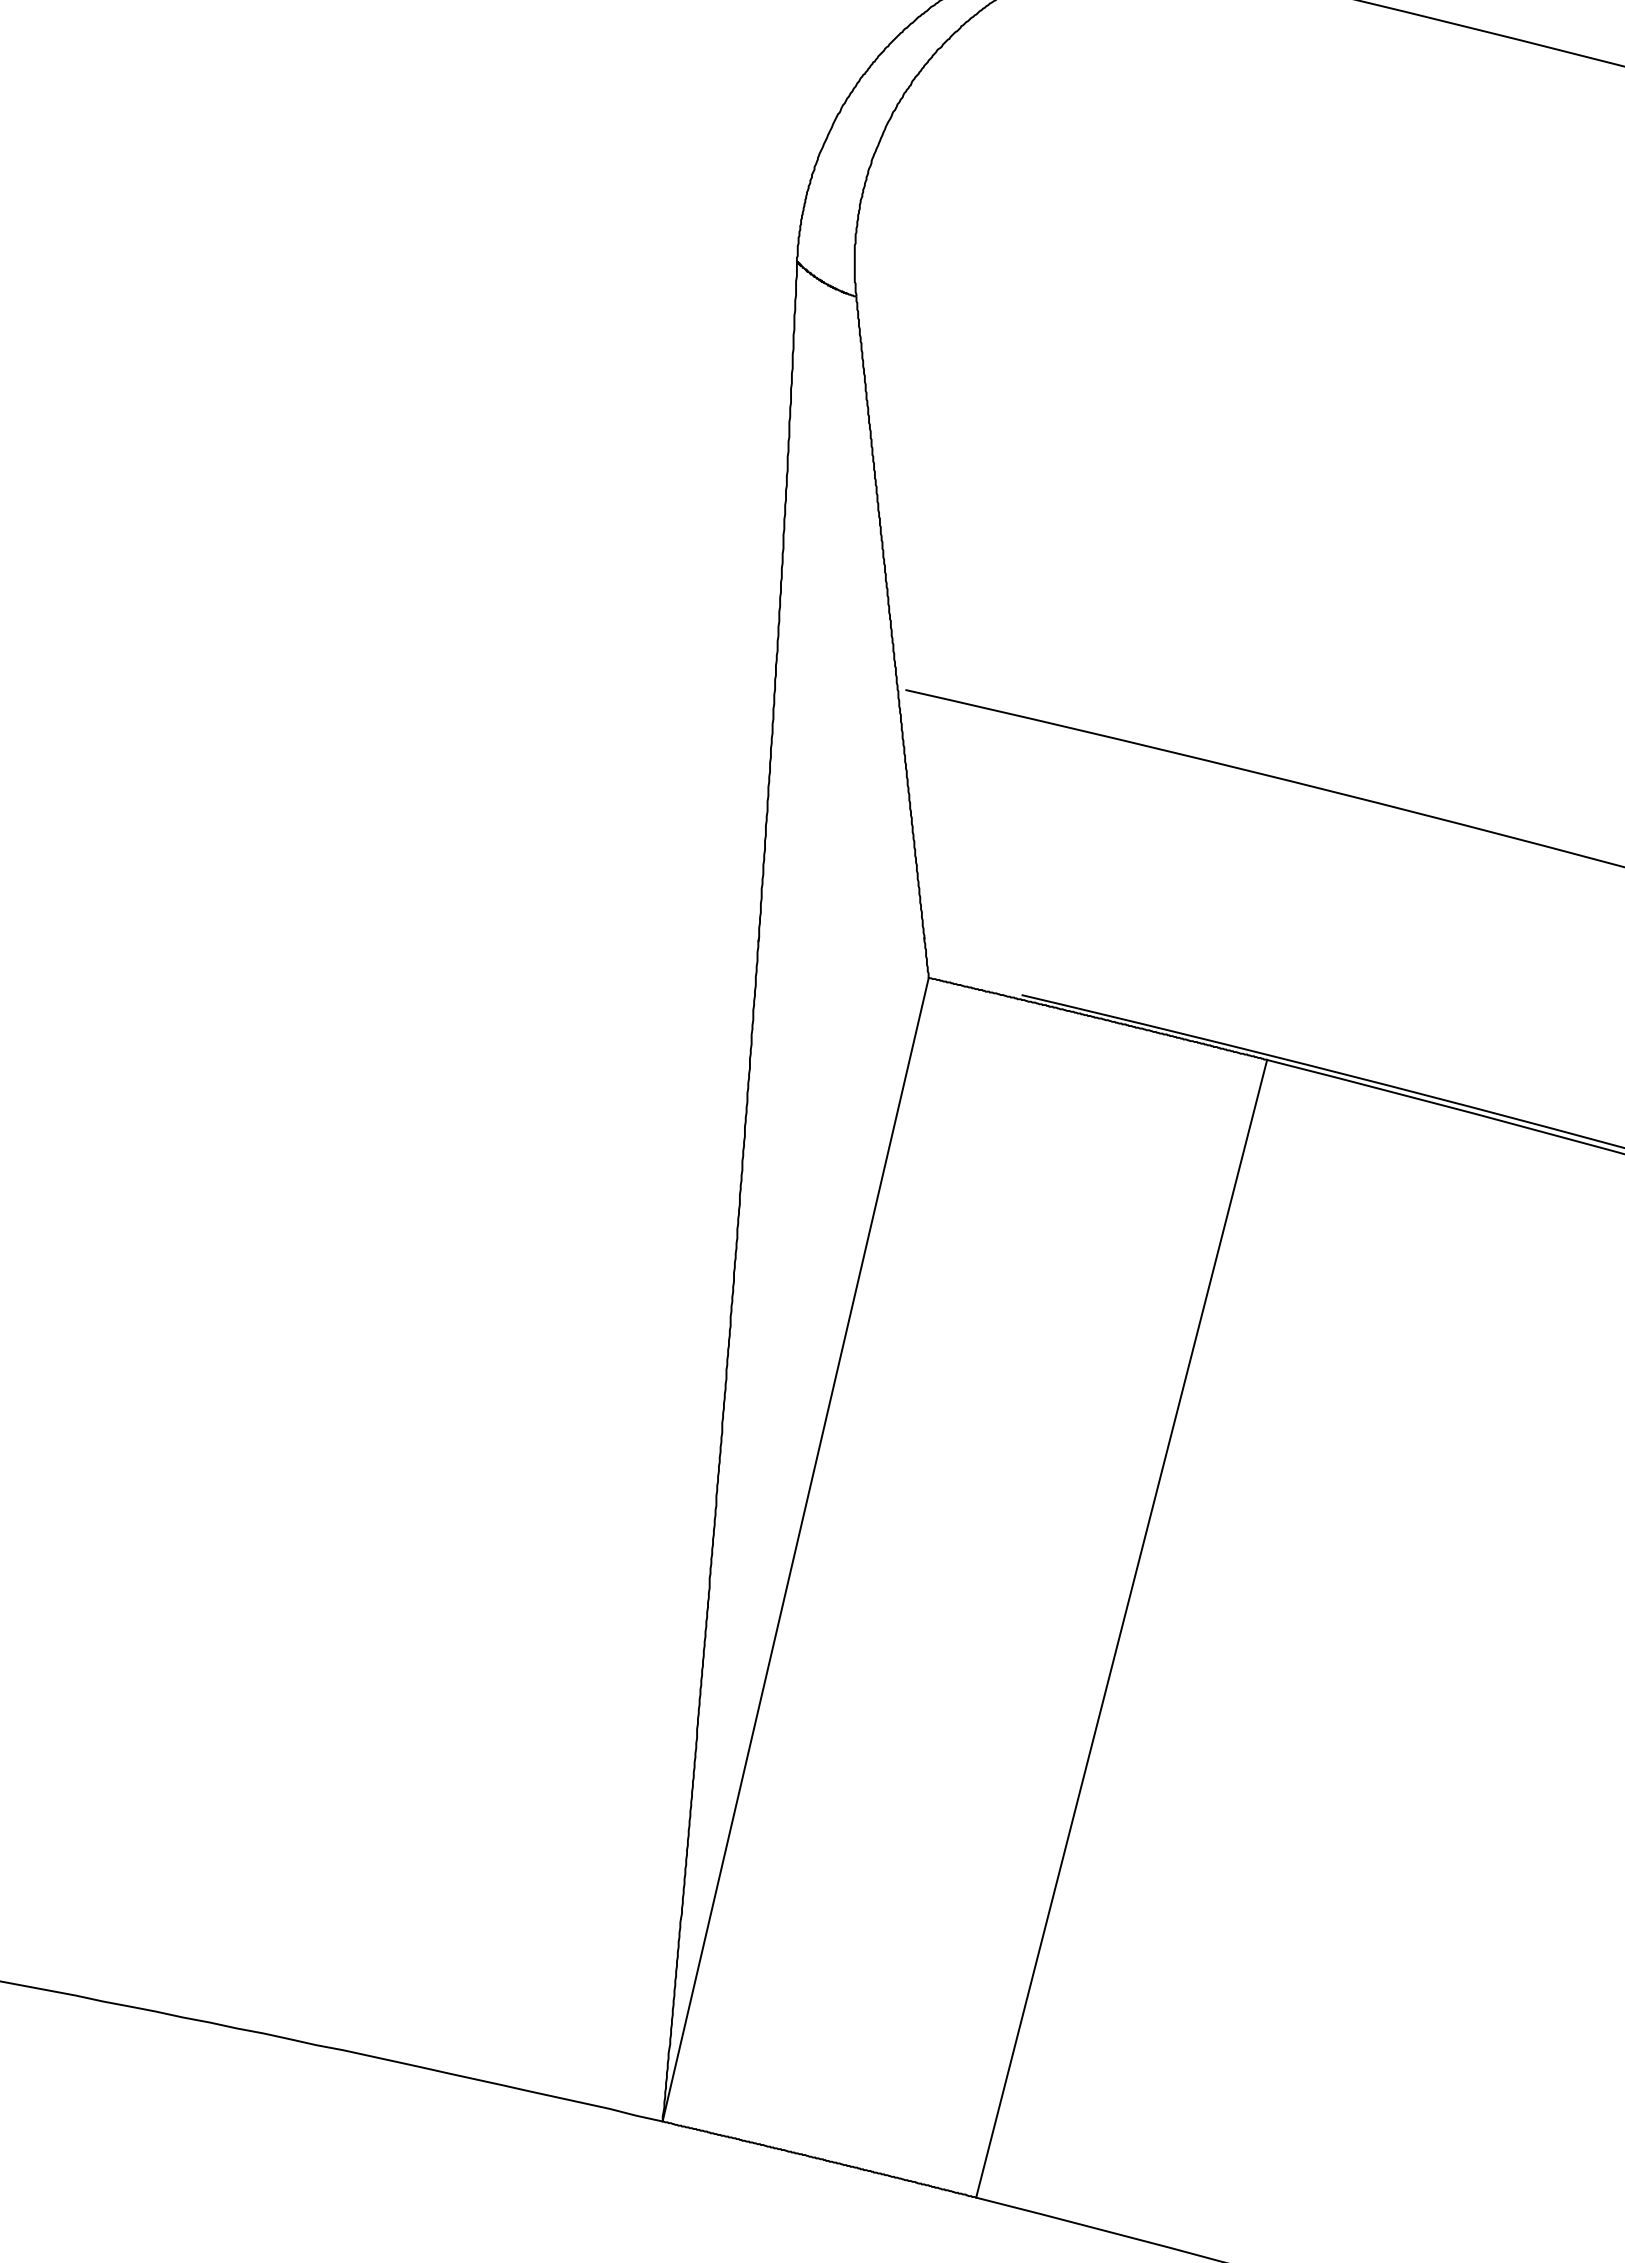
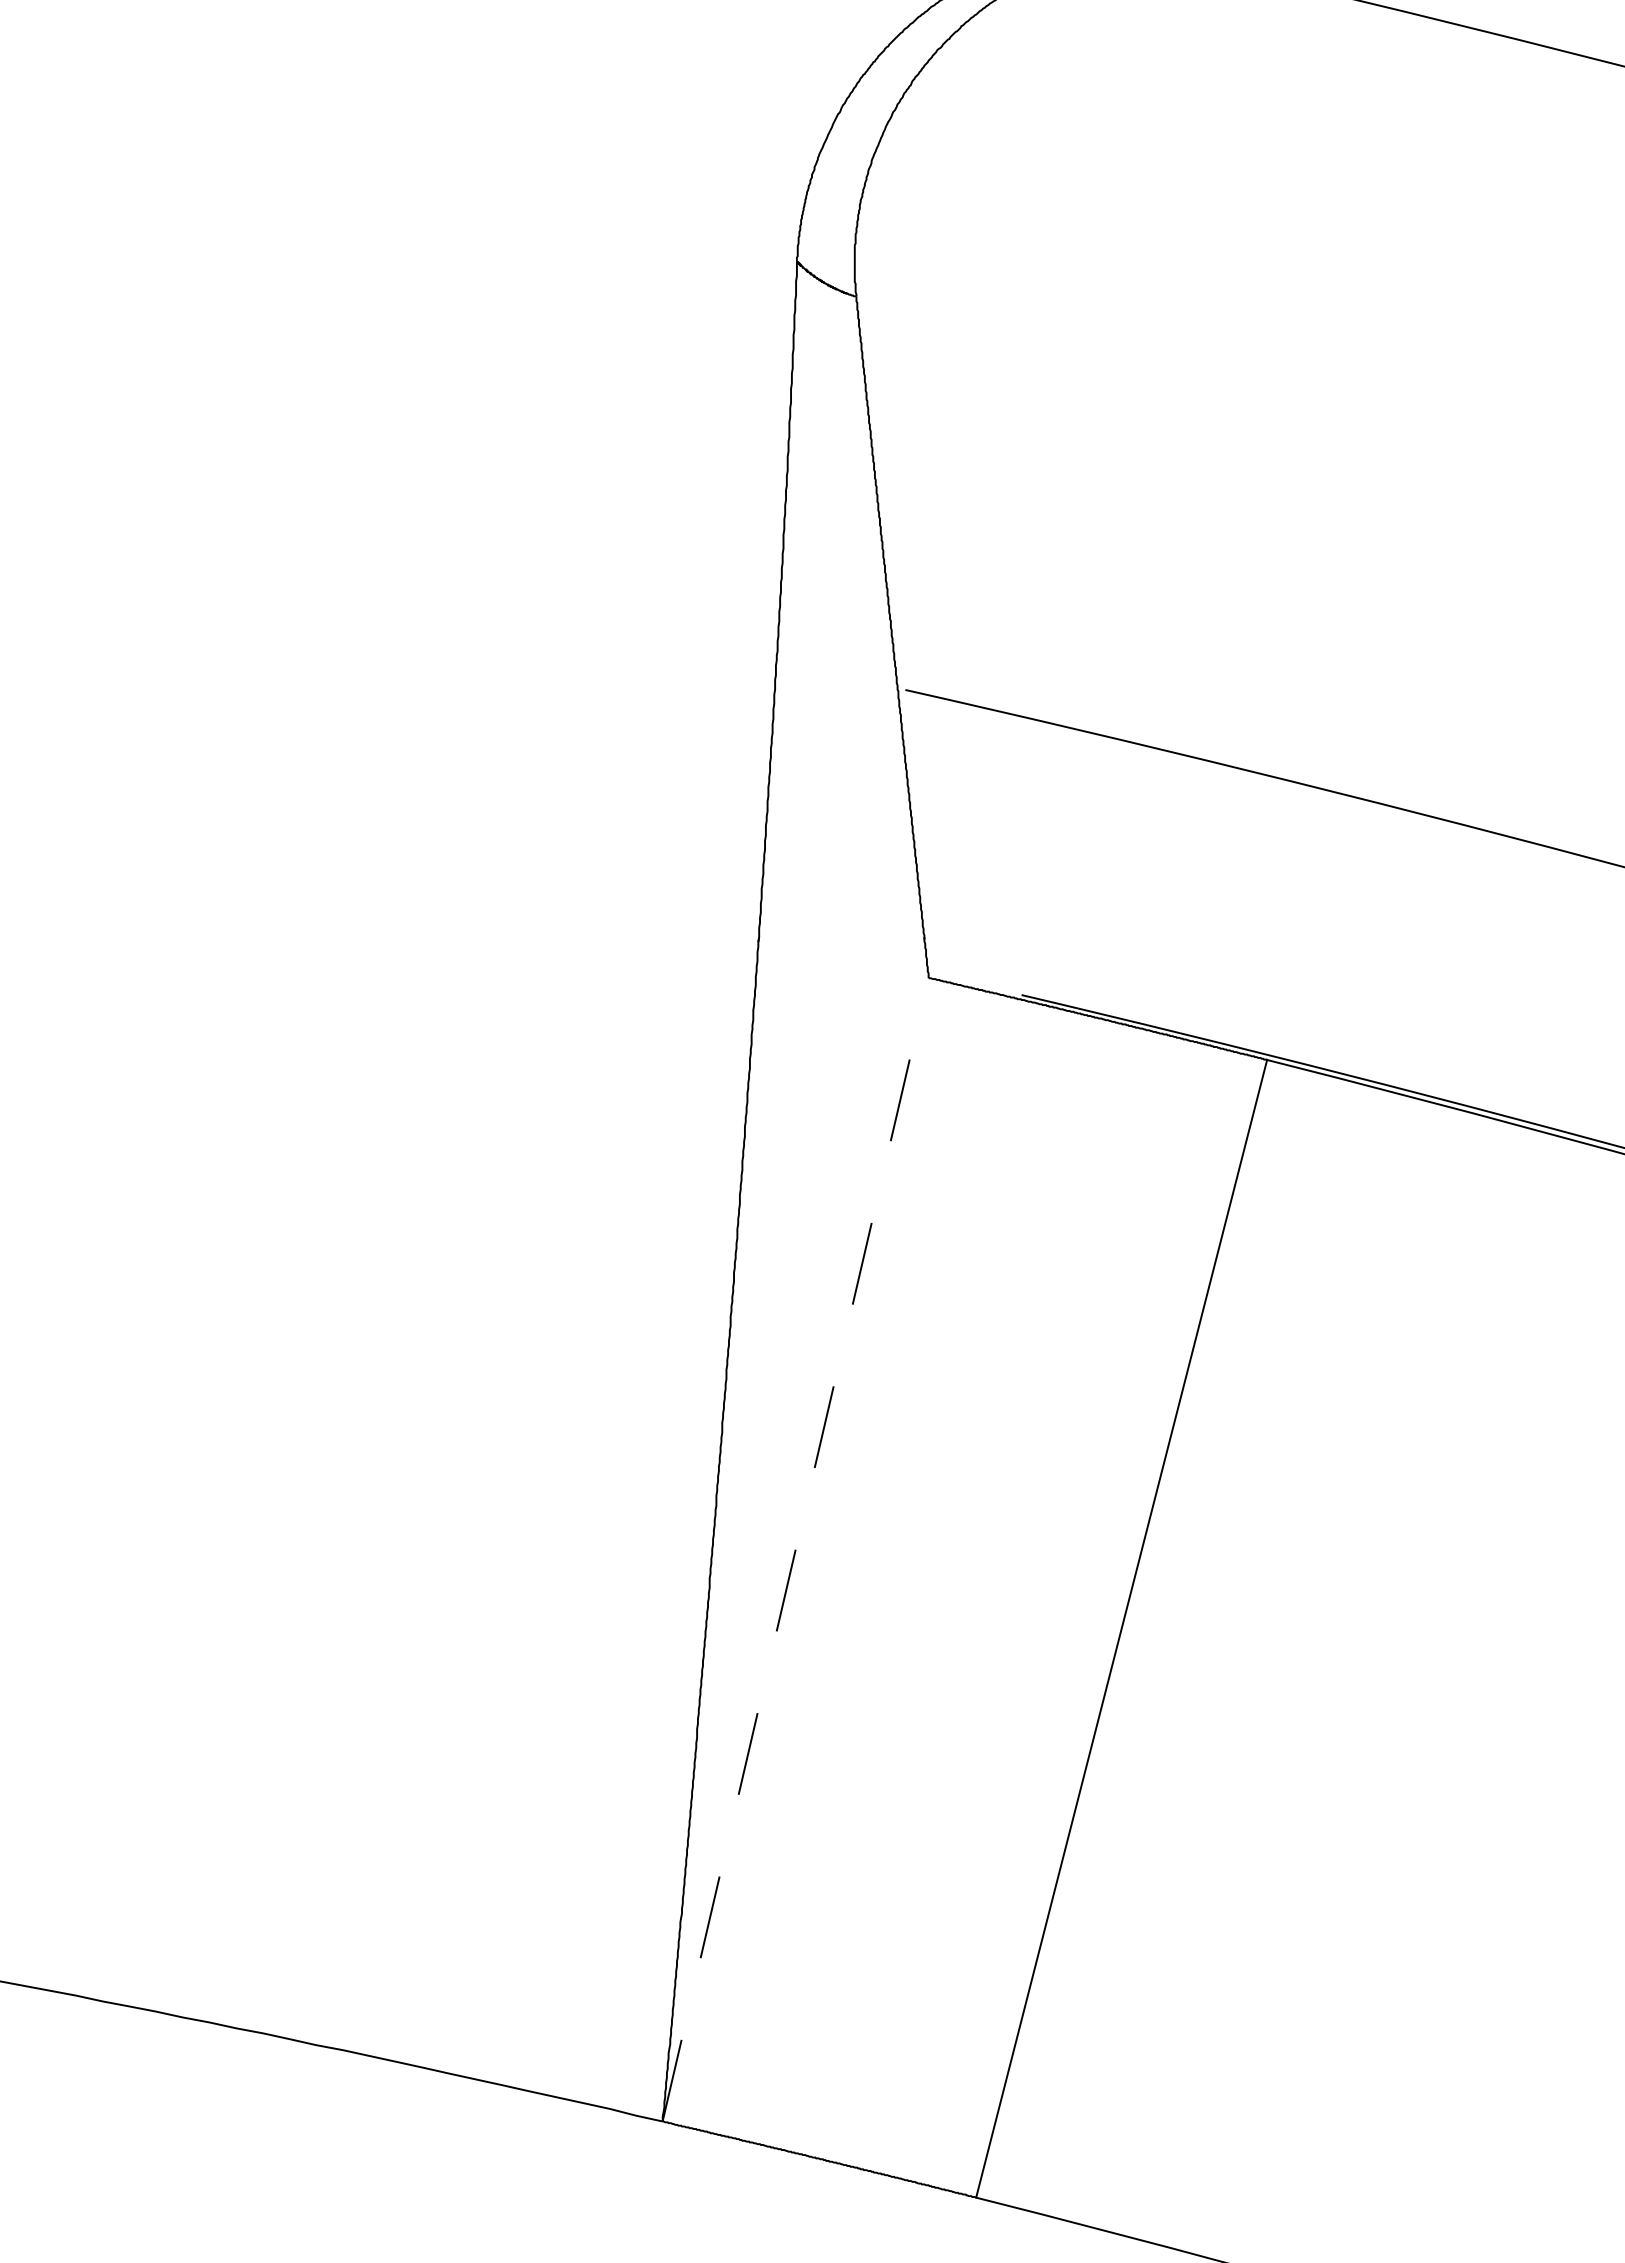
line: solid -> dashed (795, 1549)
